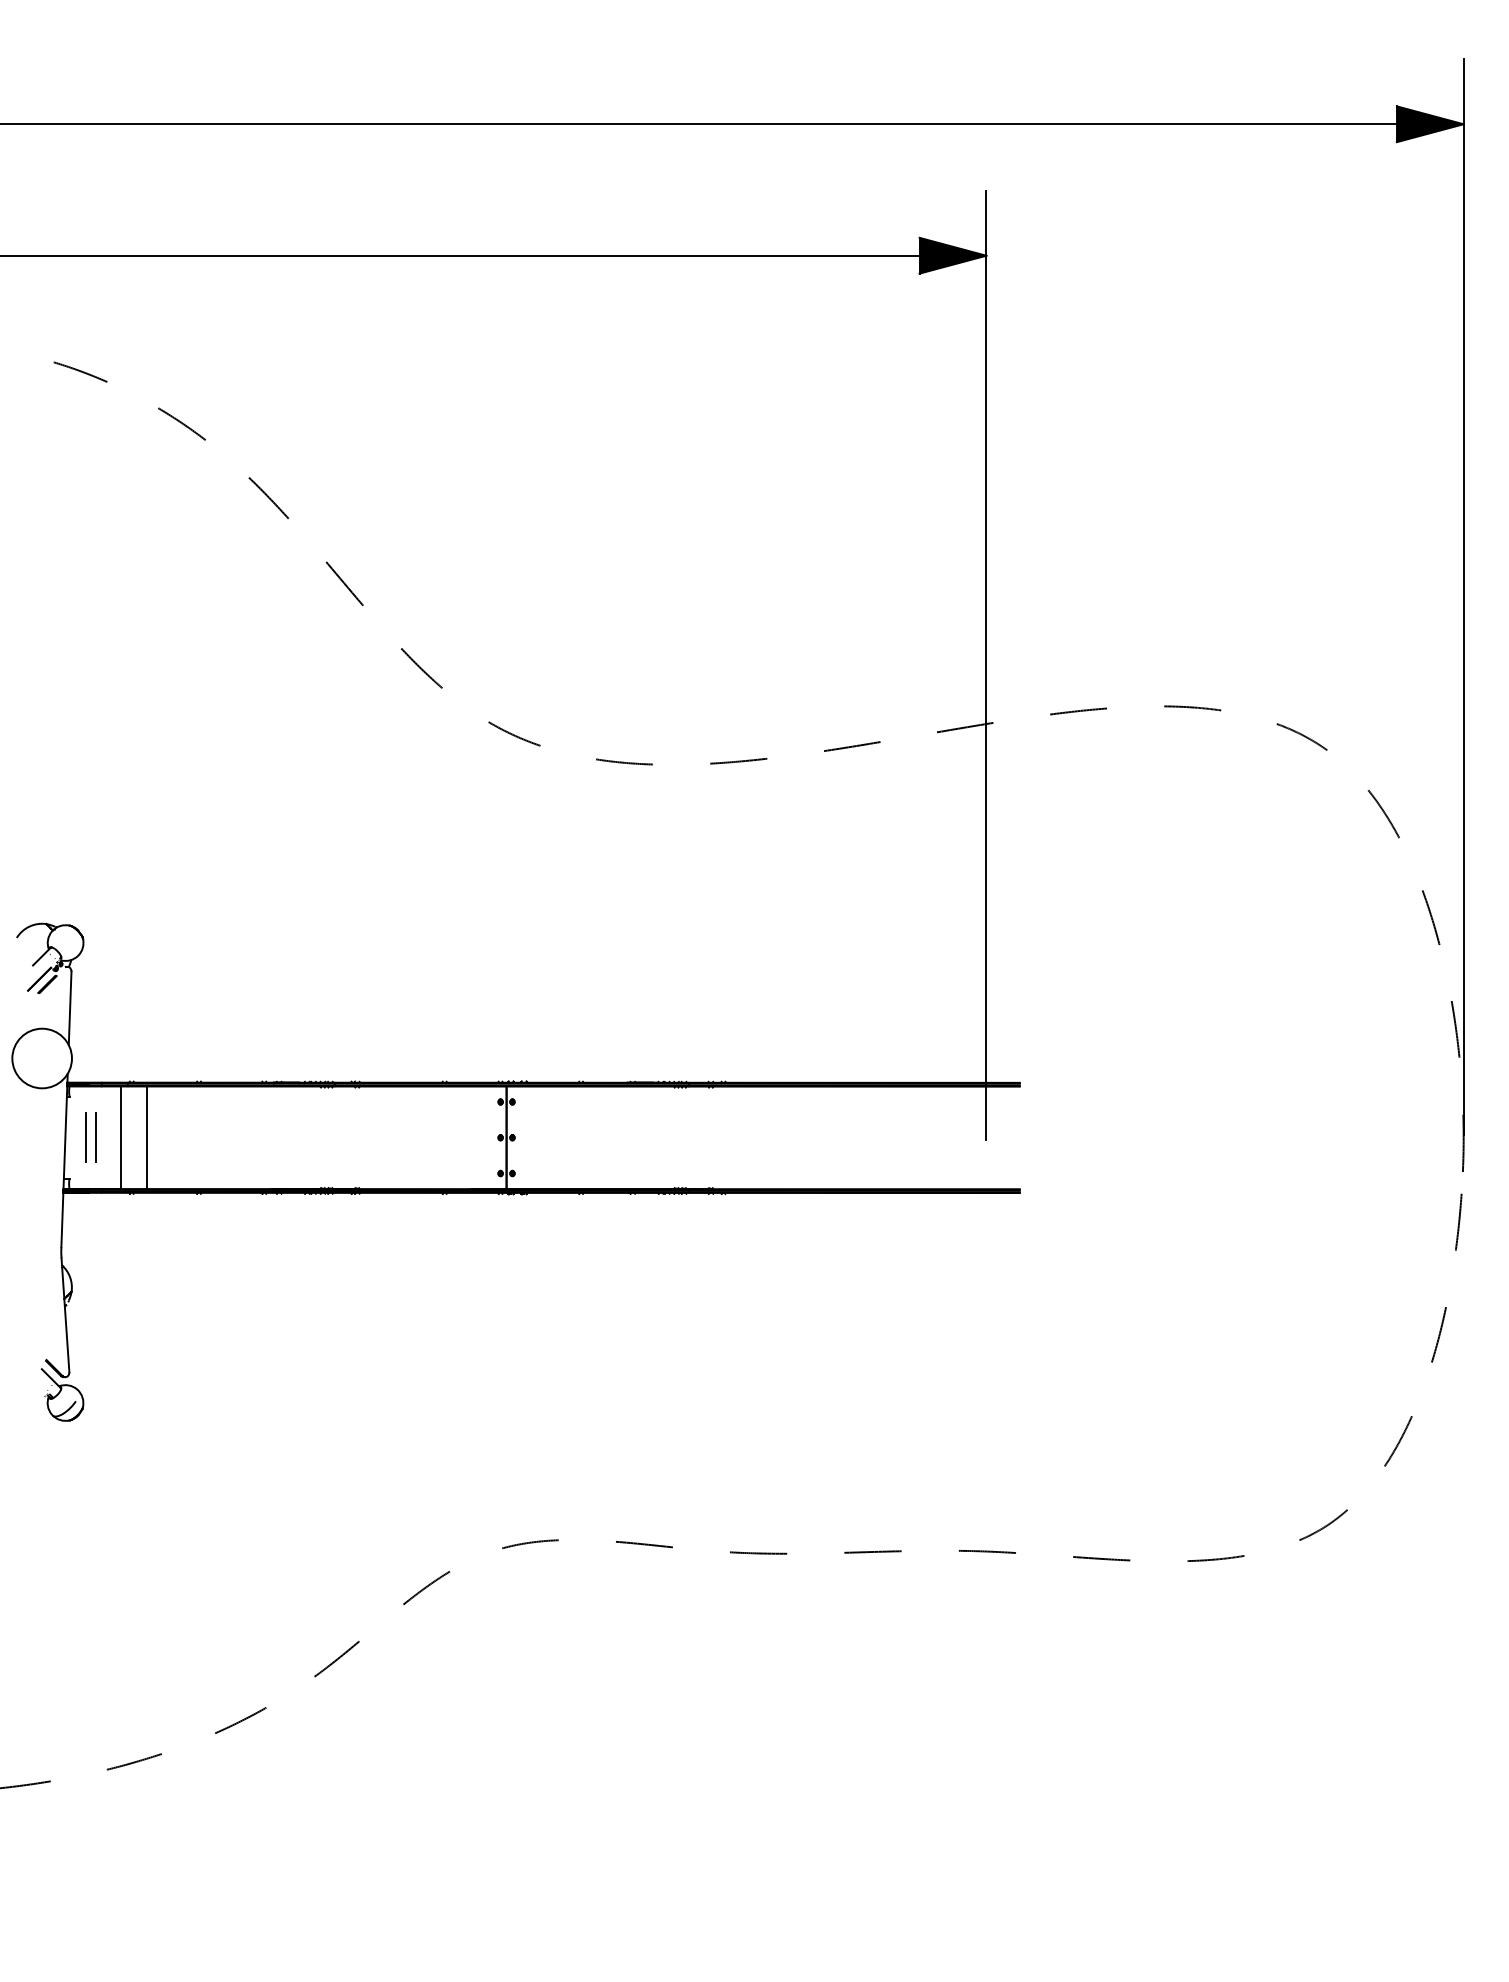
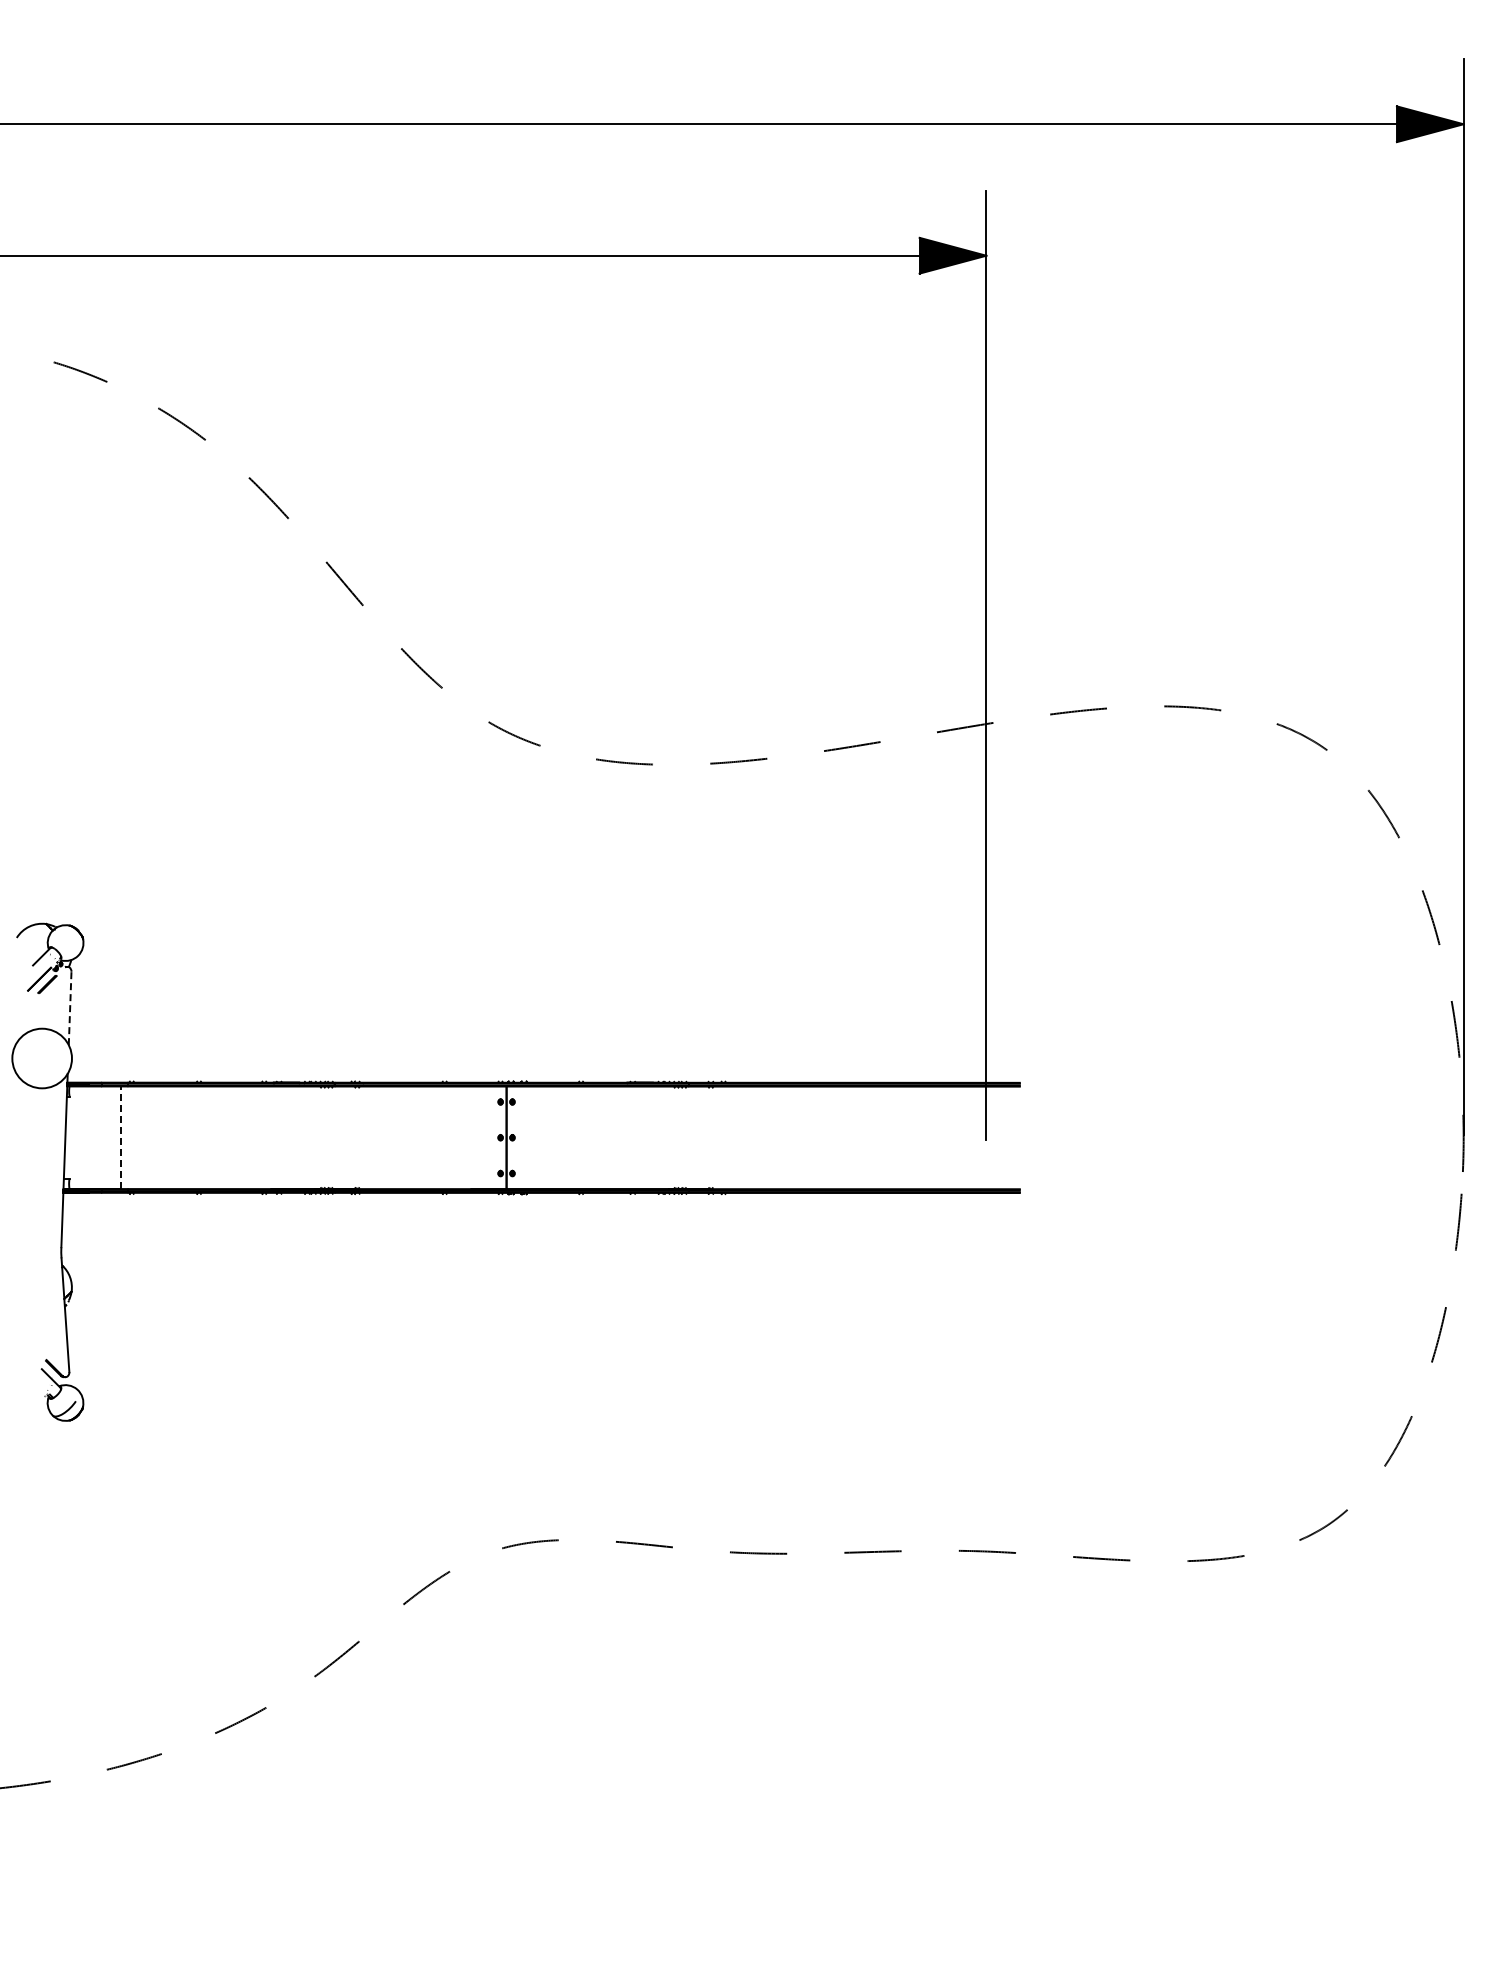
line: solid -> dashed (70, 1008)
line: present -> none (85, 1137)
line: present -> none (96, 1137)
line: solid -> dashed (120, 1137)
line: present -> none (146, 1137)
